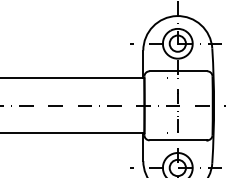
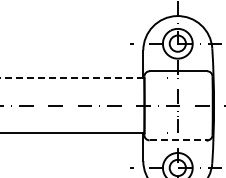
line: solid -> dashed (72, 78)
line: solid -> dashed (178, 140)
